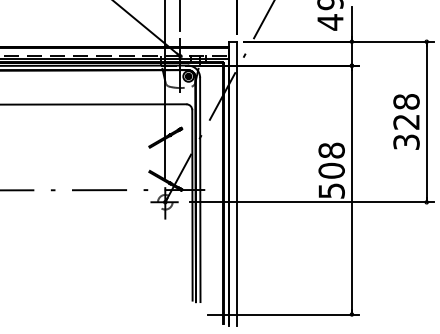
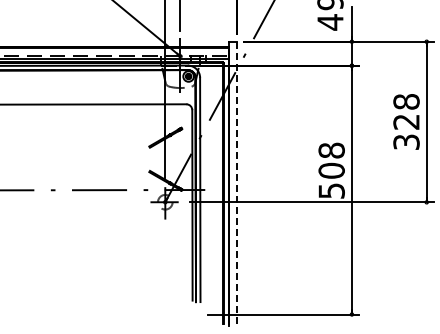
line: solid -> dashed (236, 184)
